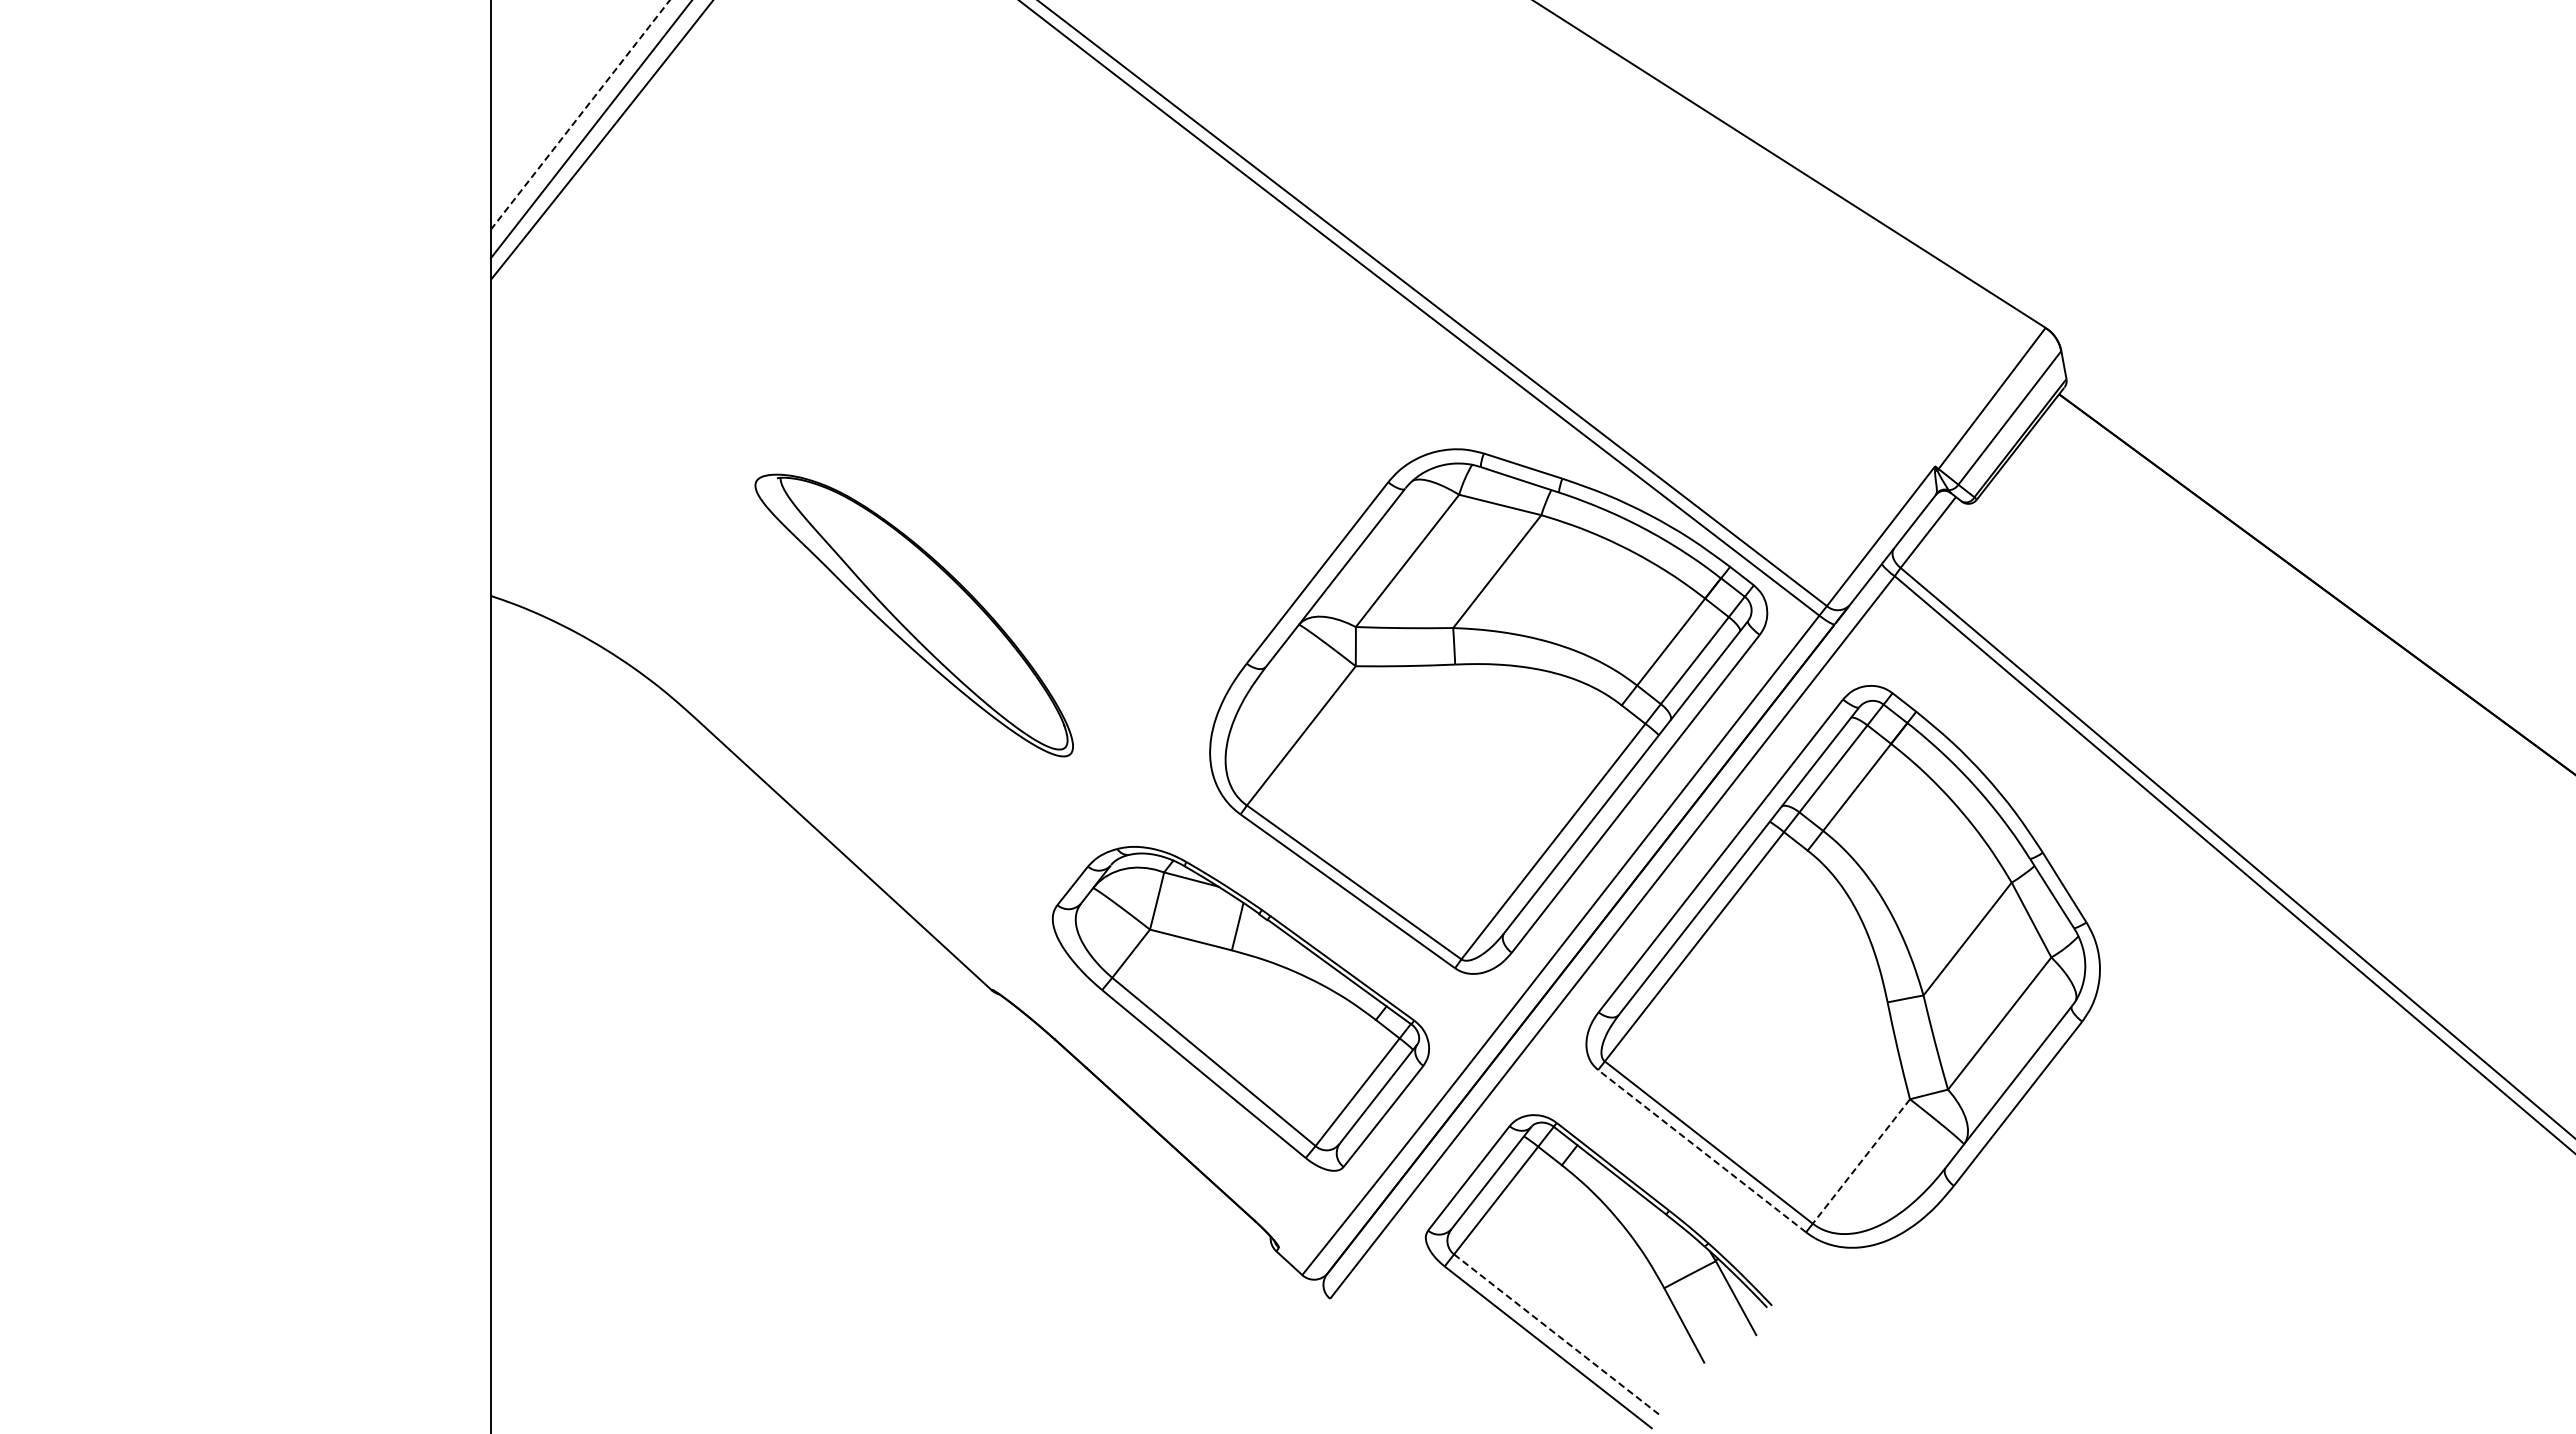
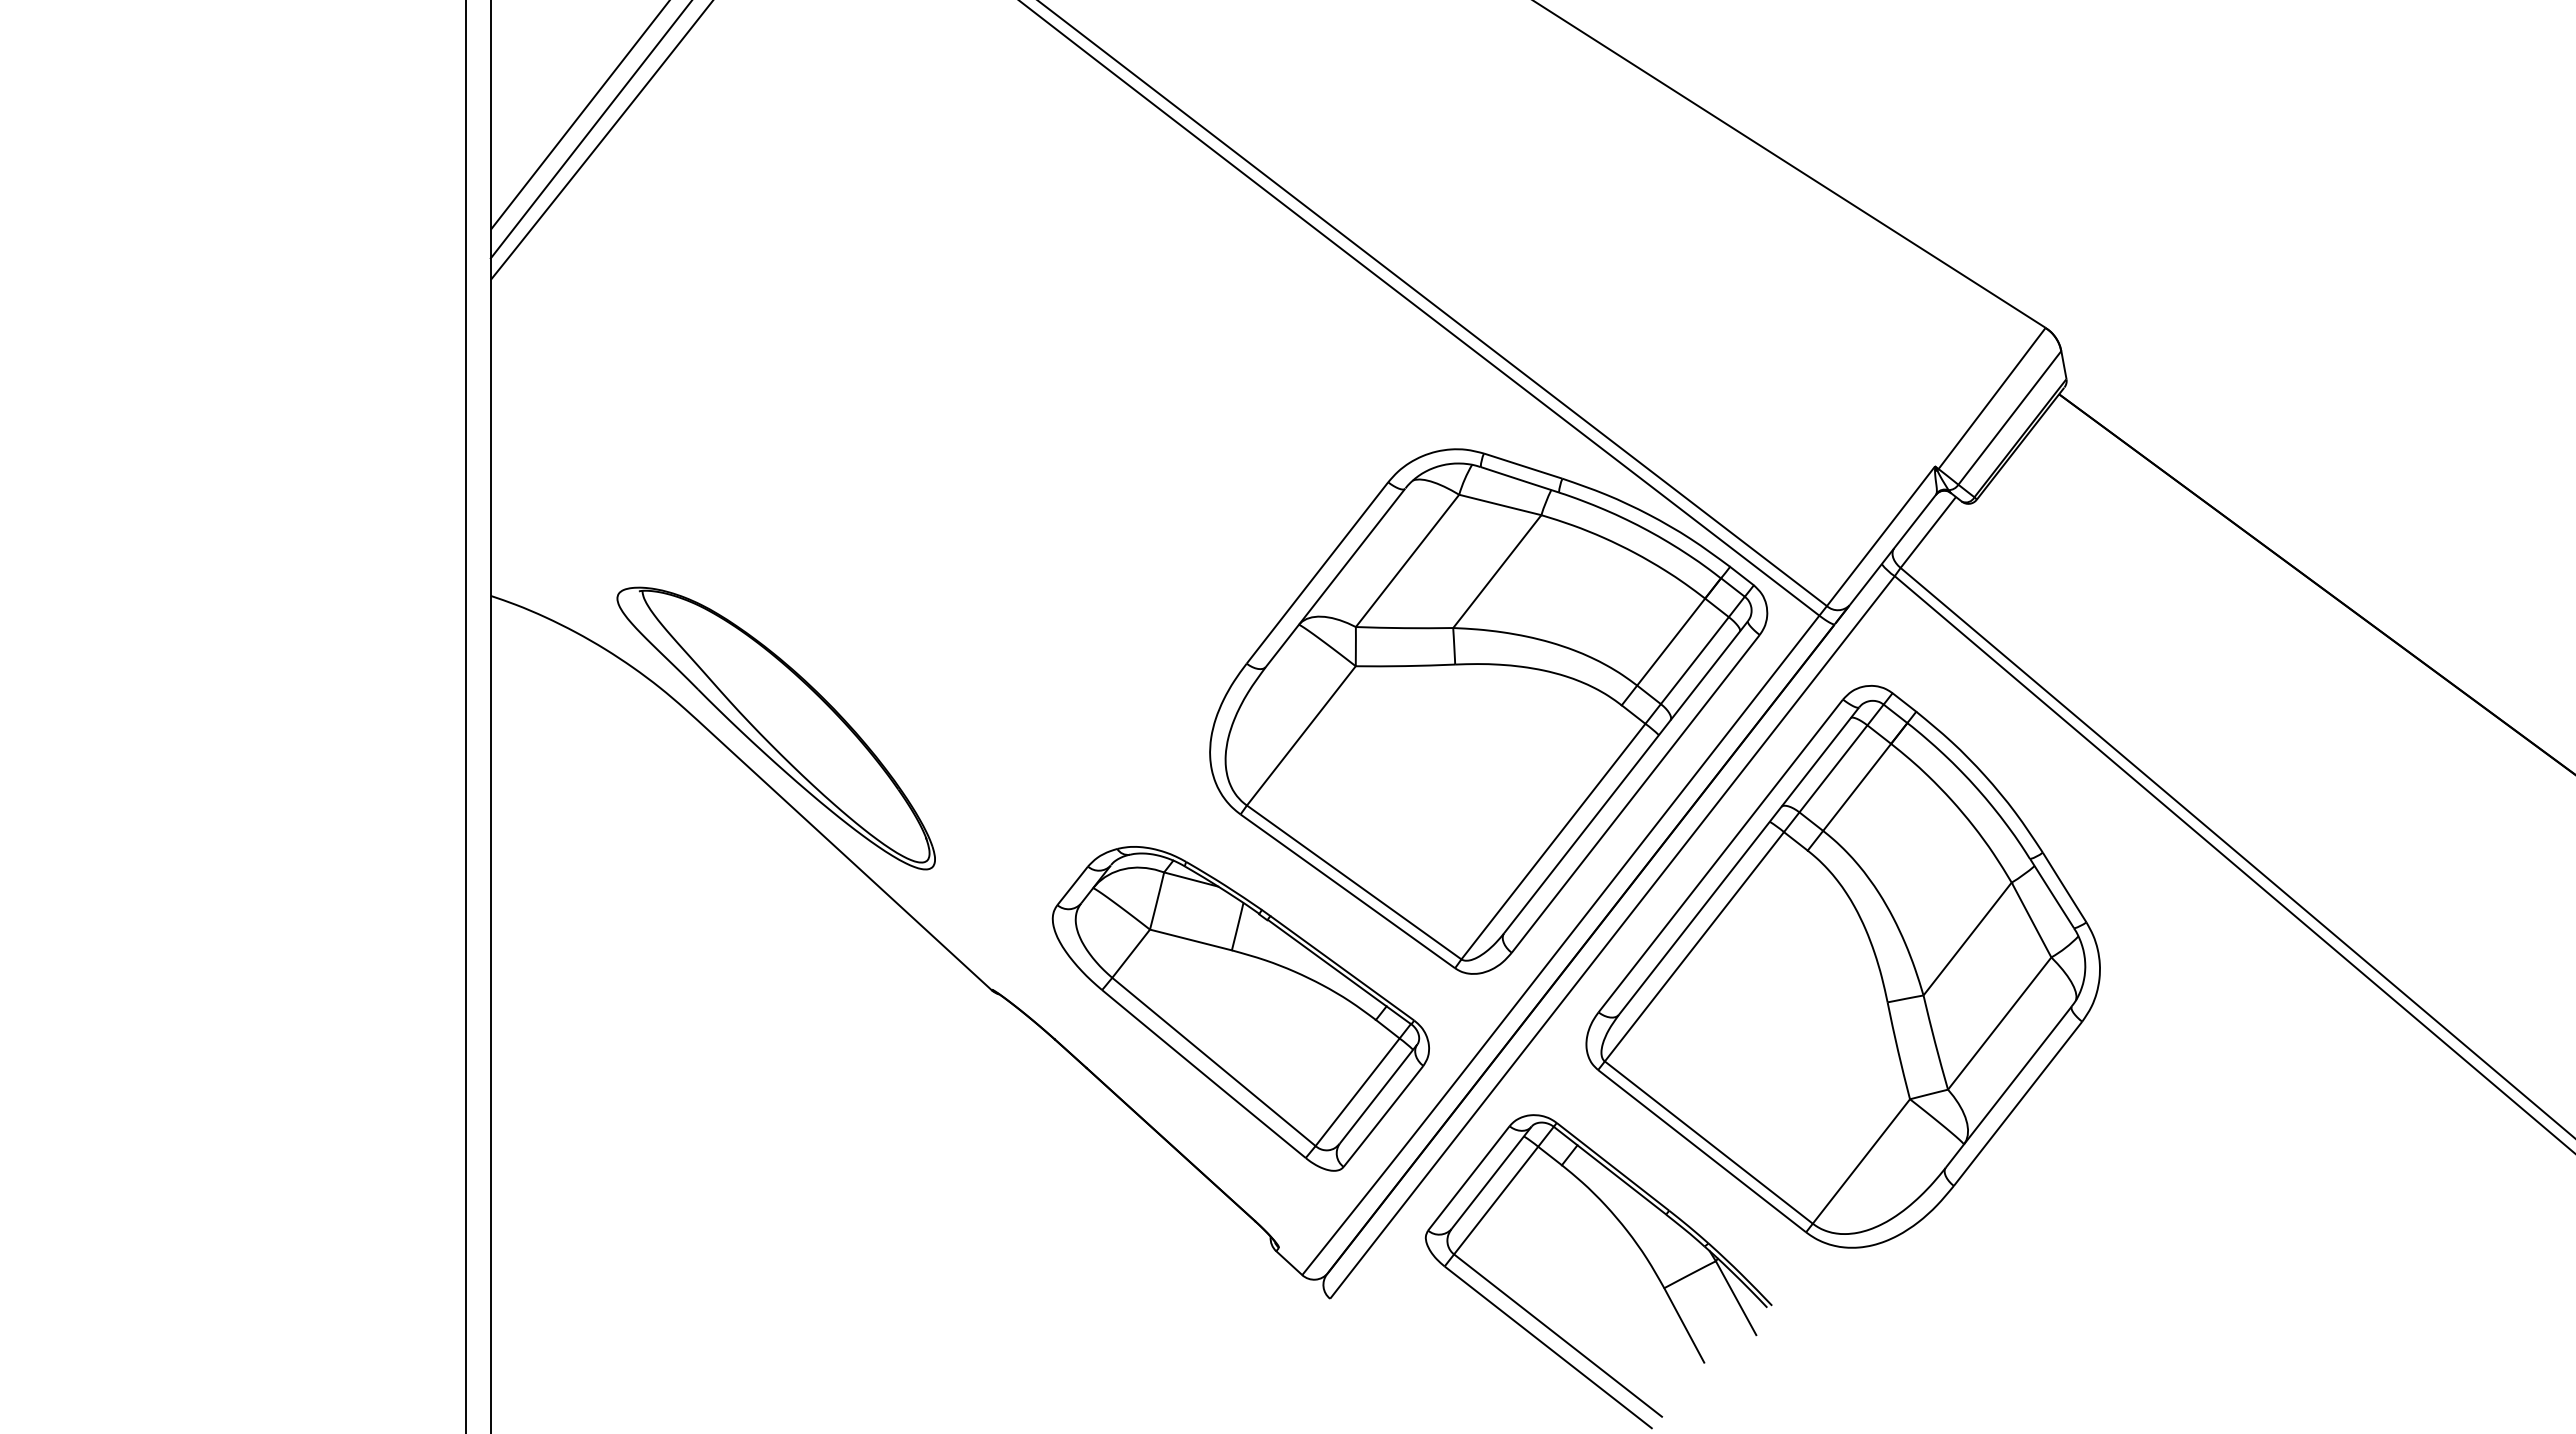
line: dashed -> solid (580, 115)
part position: (913, 615) -> (775, 728) (775, 728)
line: none -> present (466, 716)
line: dashed -> solid (1702, 1151)
line: dashed -> solid (1861, 1161)
line: dashed -> solid (1558, 1335)
